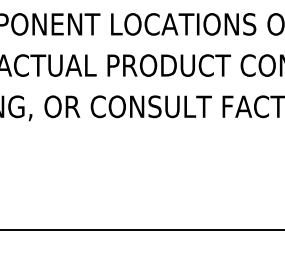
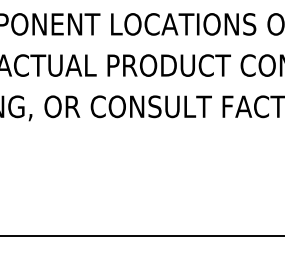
line position: (141, 229) -> (141, 235) (141, 235)
